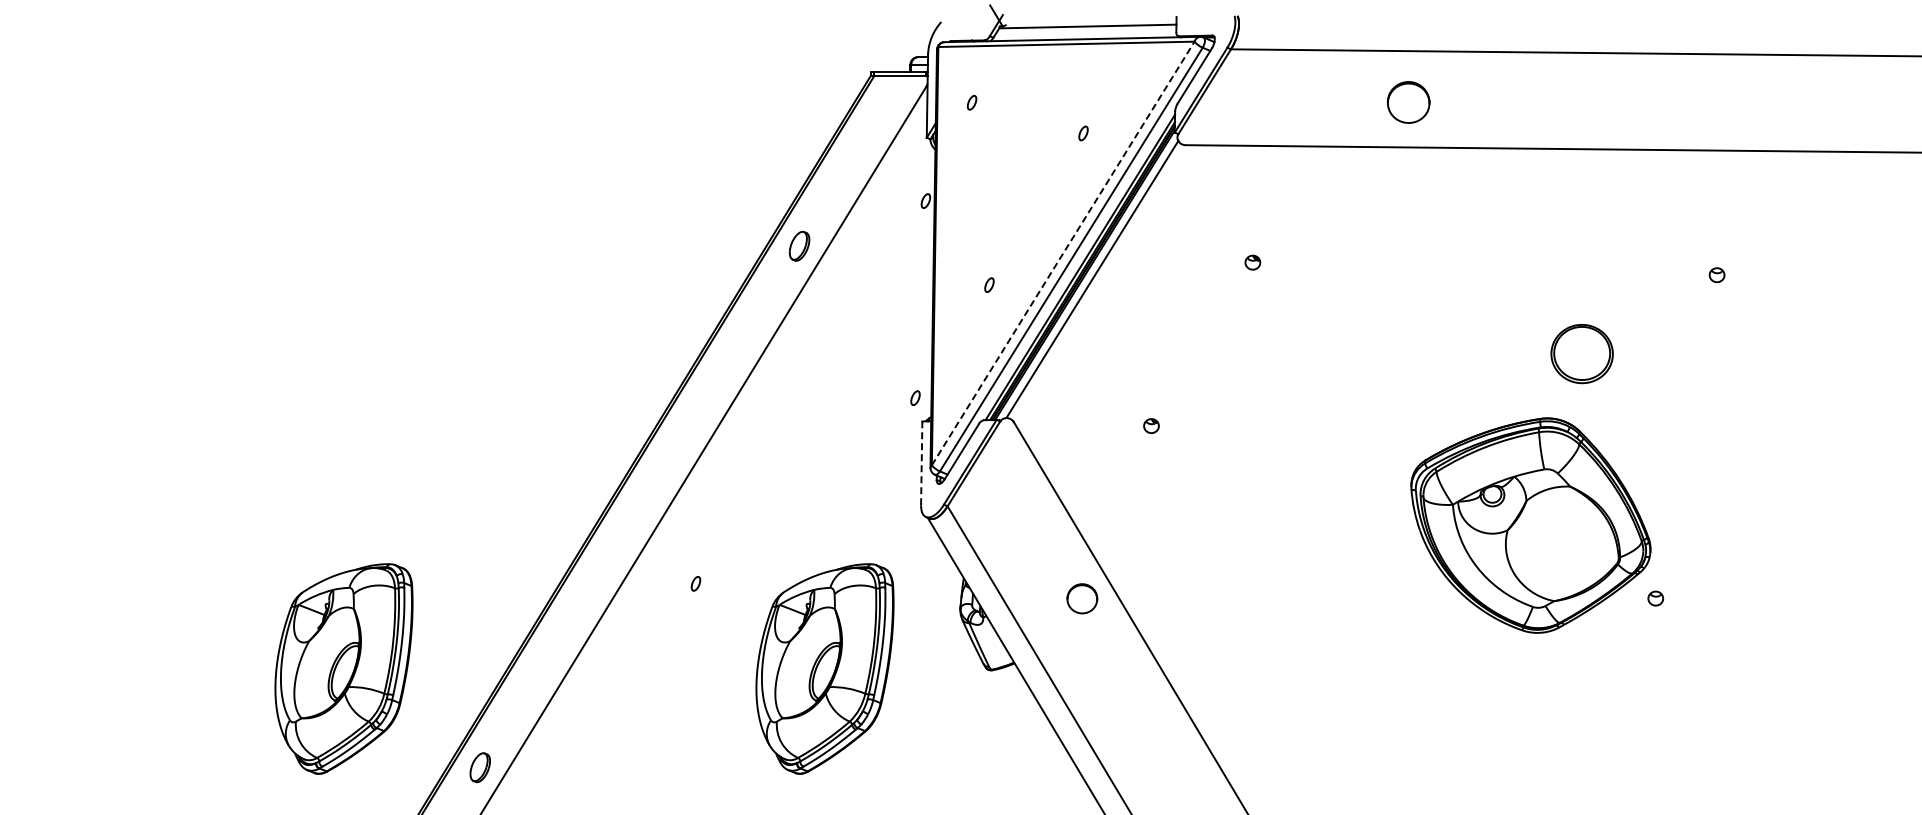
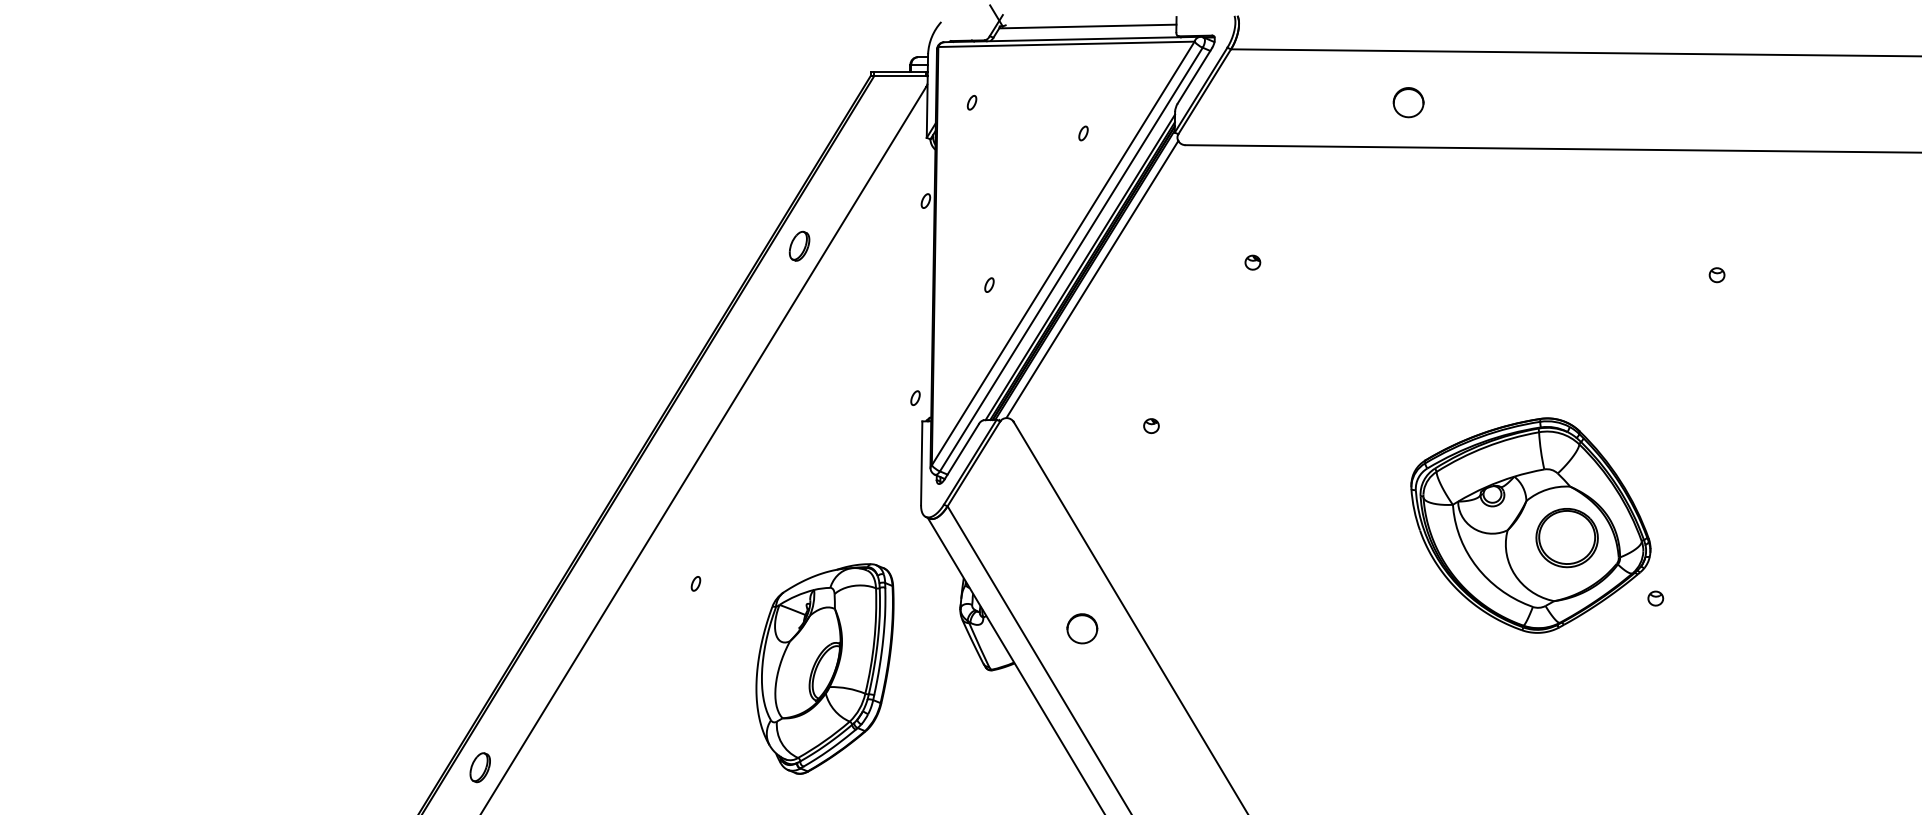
part size: 44x43 px -> 33x32 px (1408, 102)
line: dashed -> solid (1063, 253)
part position: (1581, 354) -> (1566, 538) (1566, 538)
line: dashed -> solid (921, 463)
part position: (1082, 598) -> (1082, 628) (1082, 628)
part: present -> none (343, 668)
